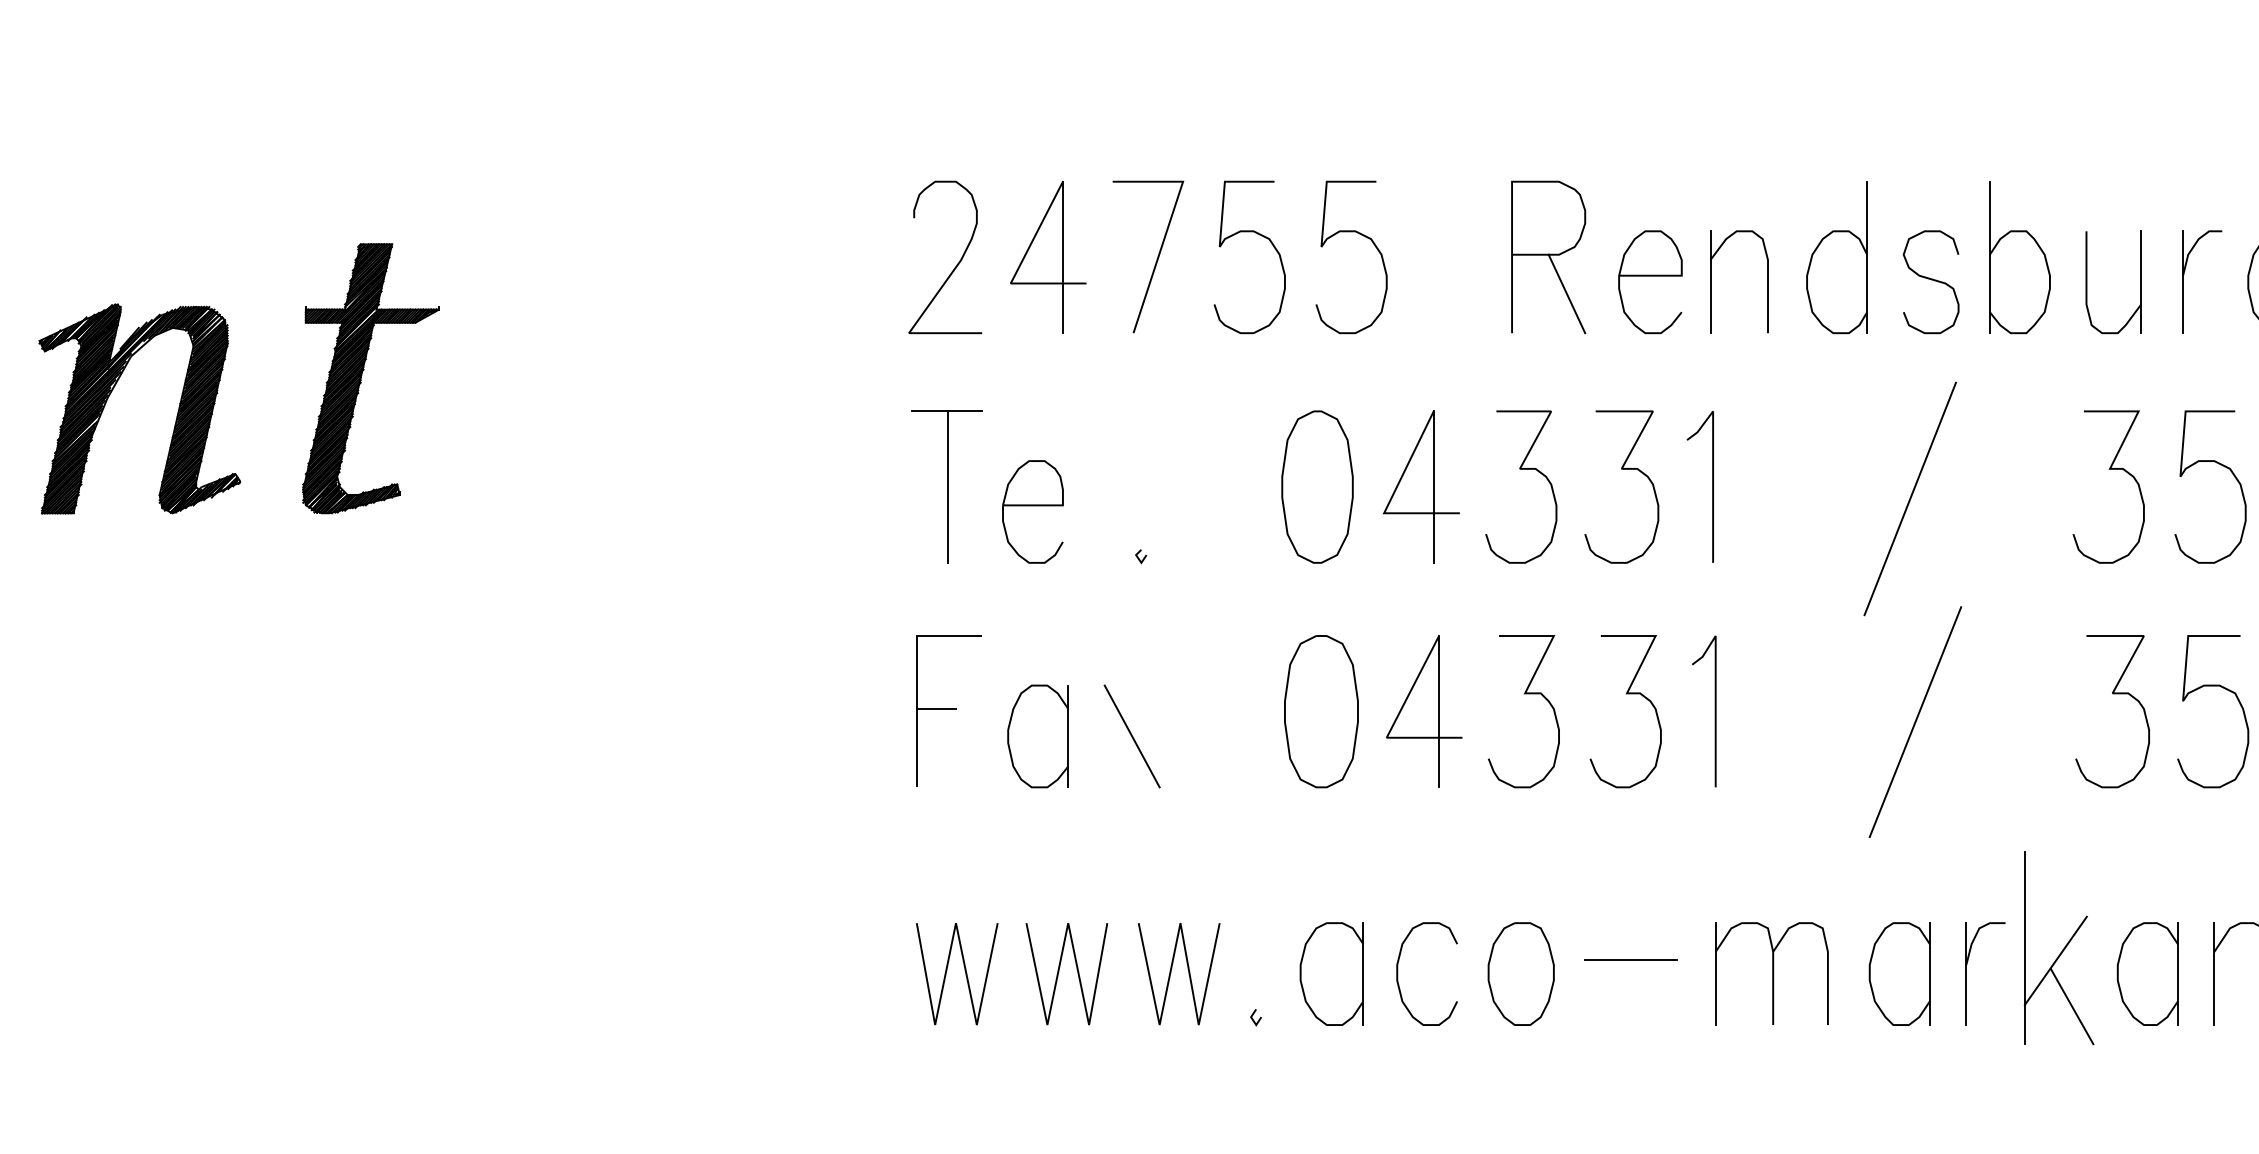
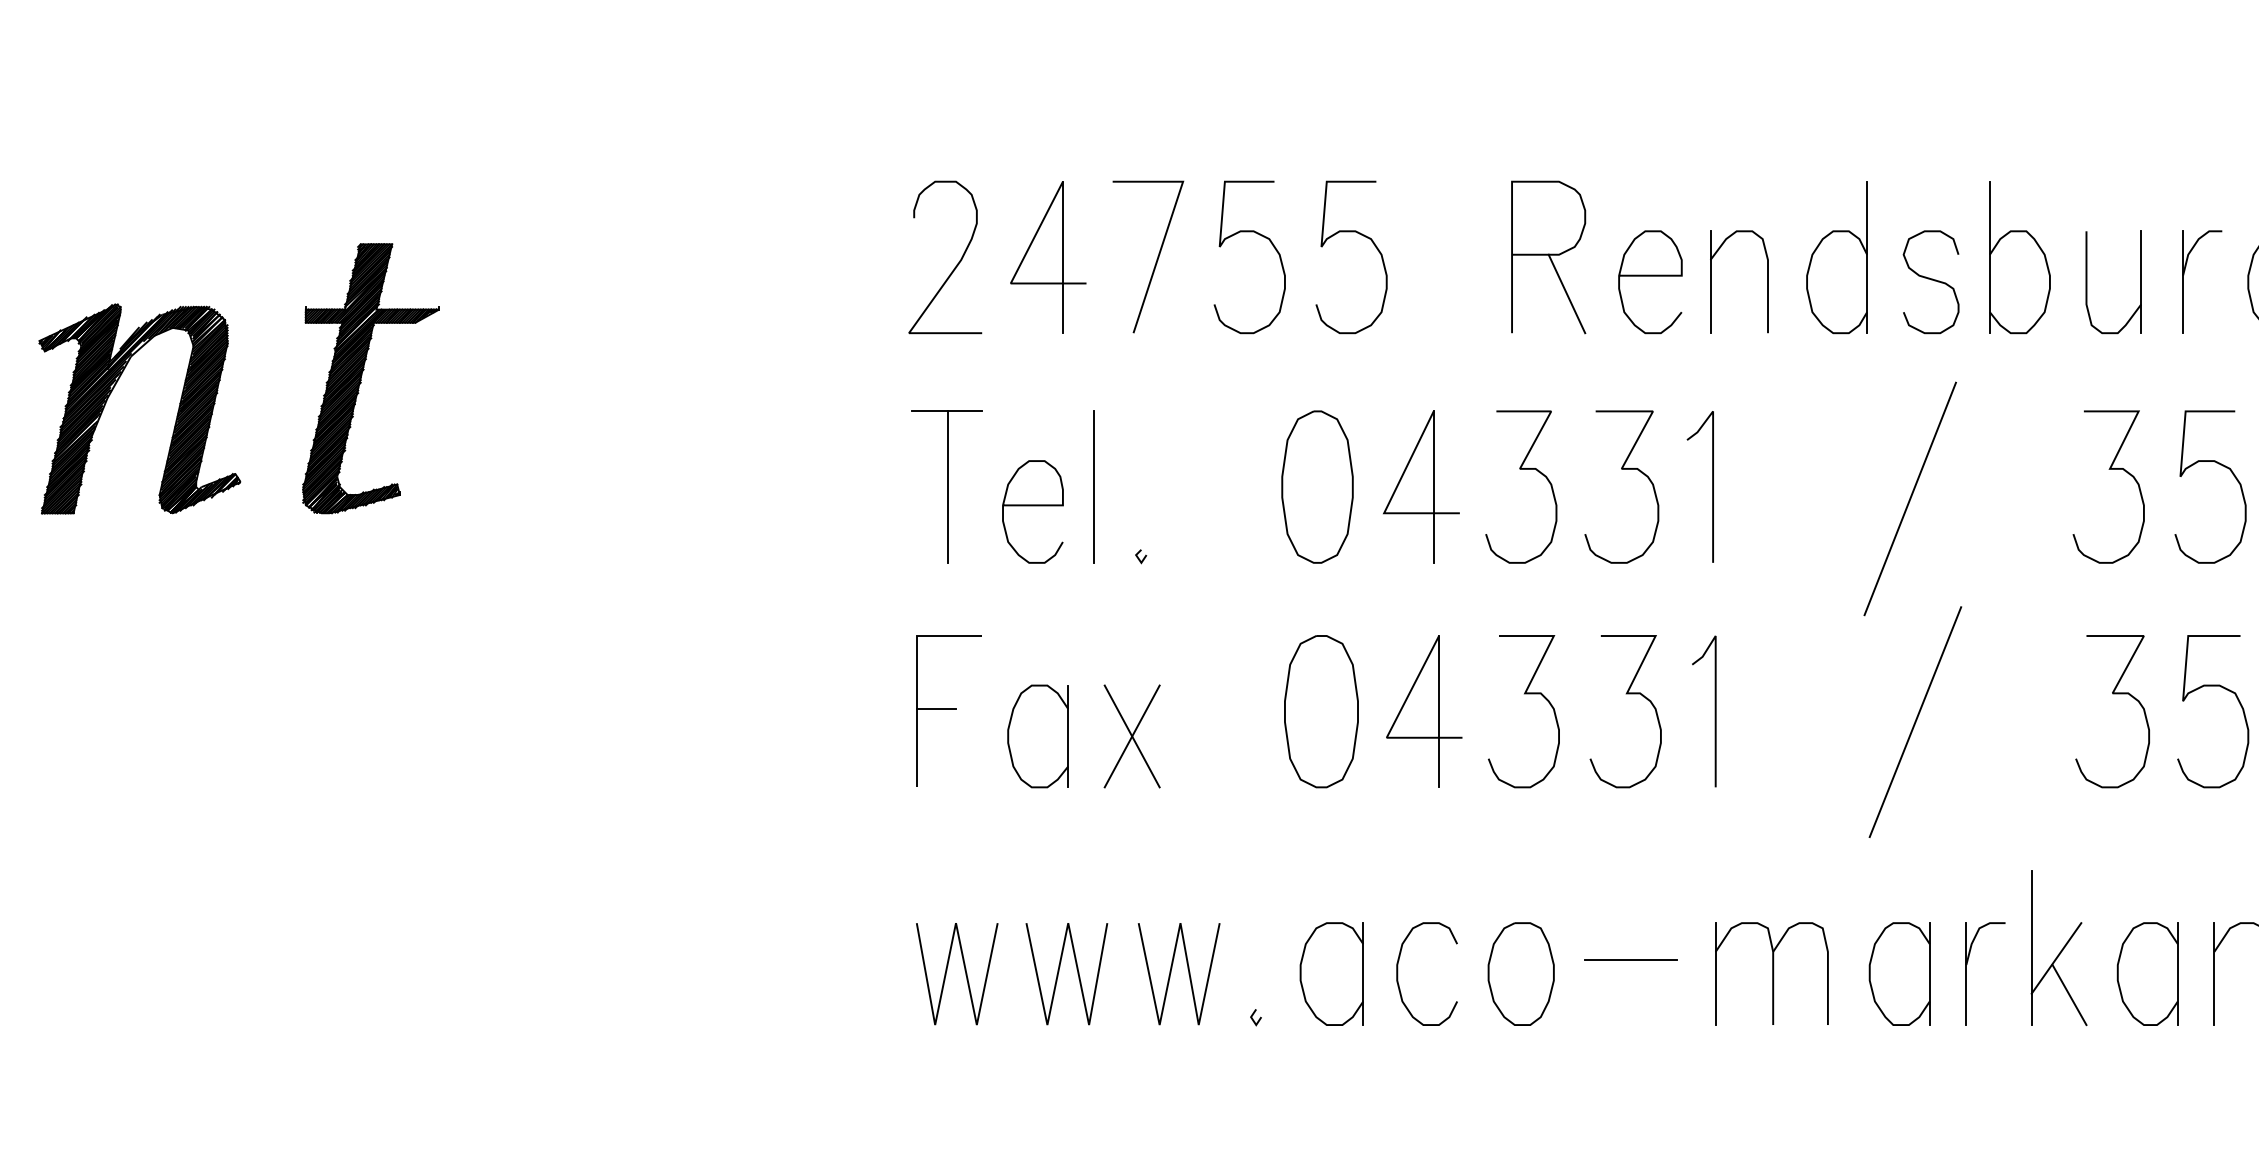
line: none -> present (1094, 486)
line: none -> present (1131, 736)
part size: 72x195 px -> 58x157 px (2058, 948)
